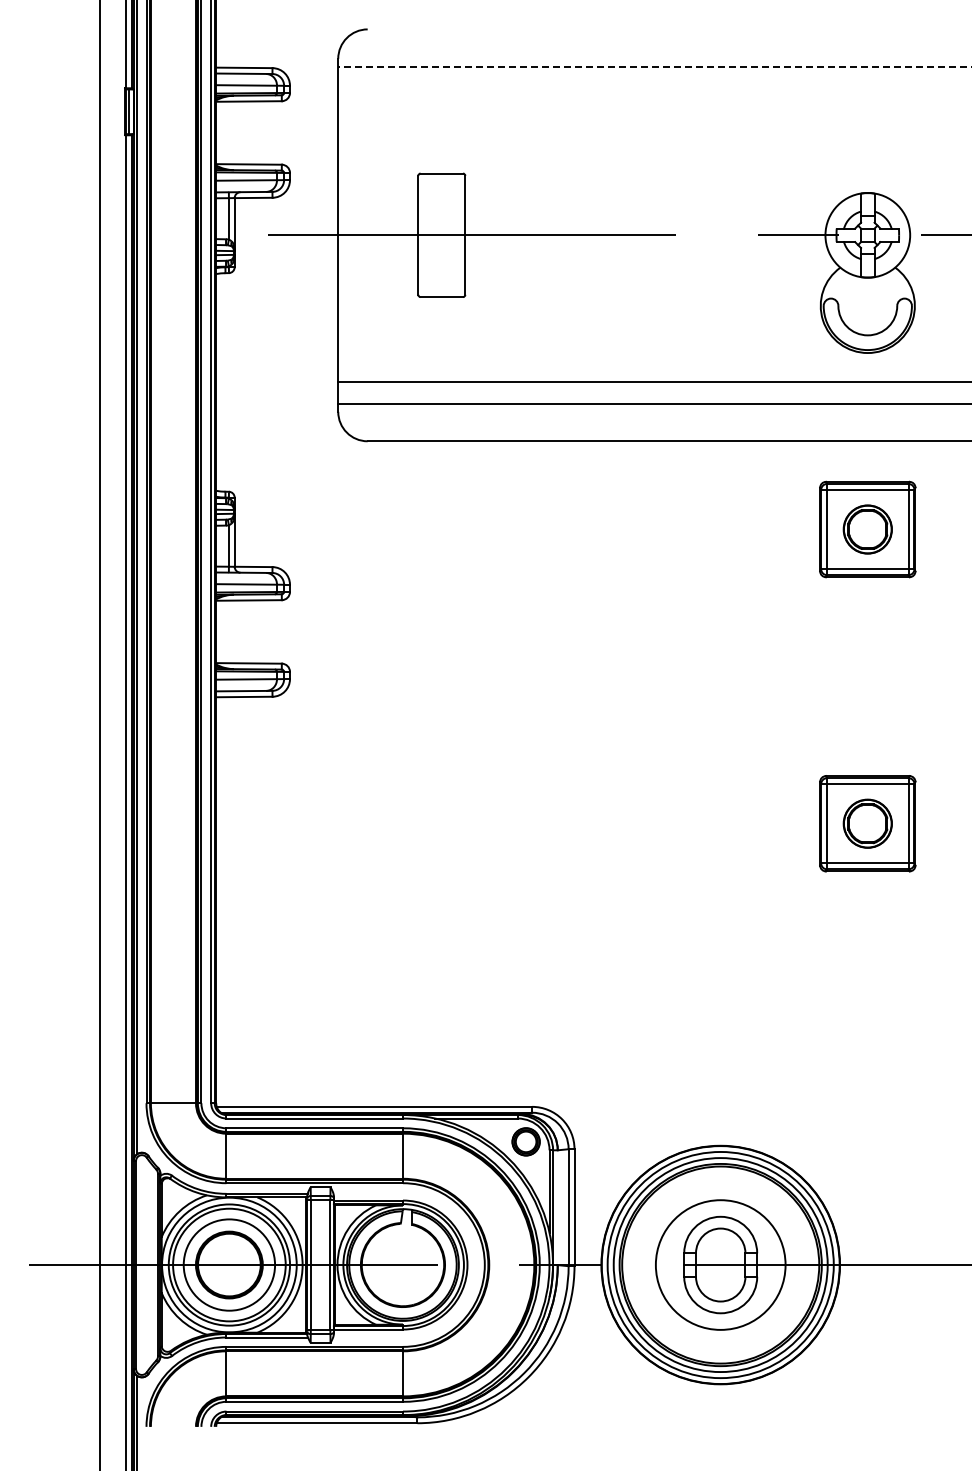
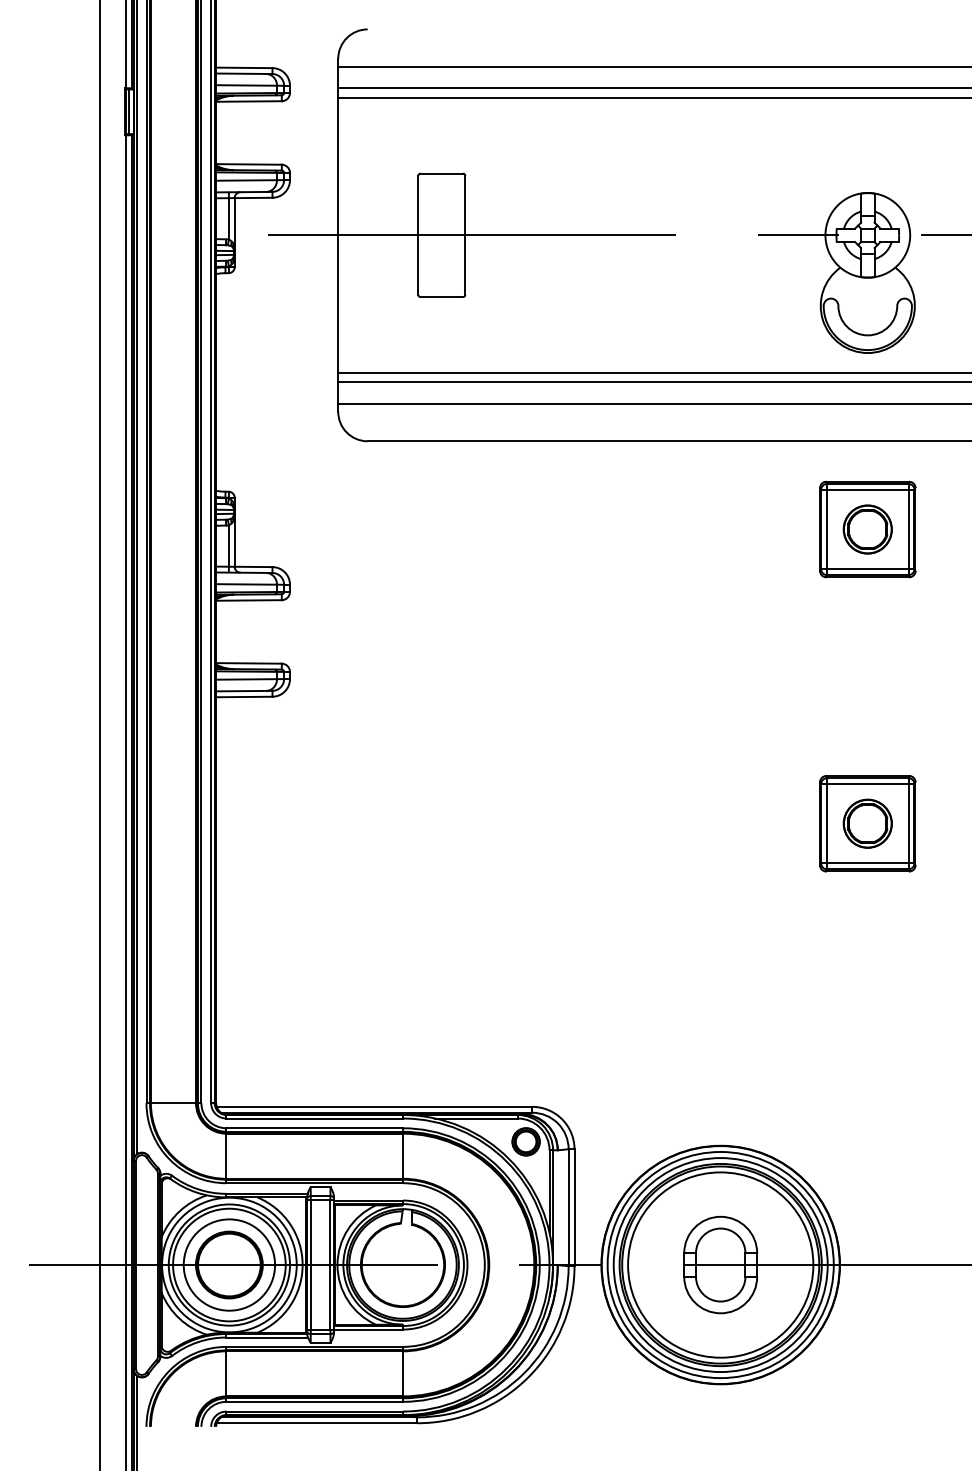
line: dashed -> solid (654, 67)
line: none -> present (653, 88)
line: none -> present (653, 97)
line: none -> present (653, 373)
circle diameter: 130 px -> 185 px (720, 1264)
